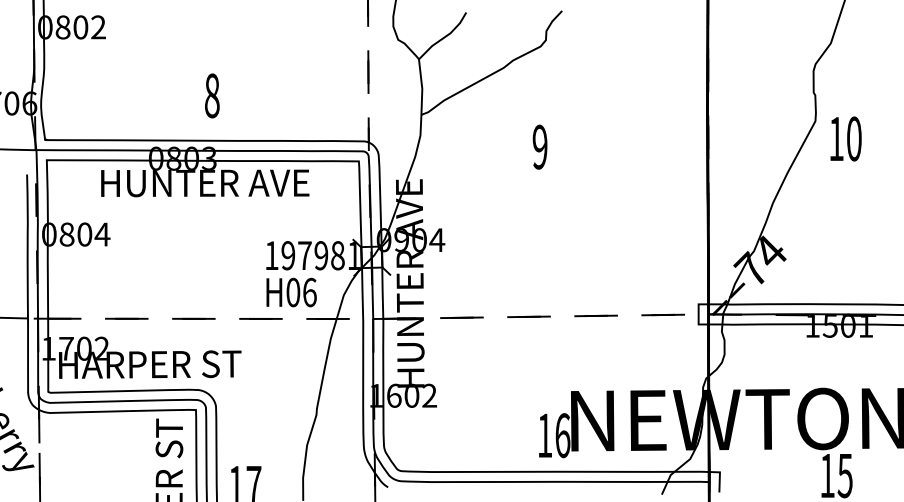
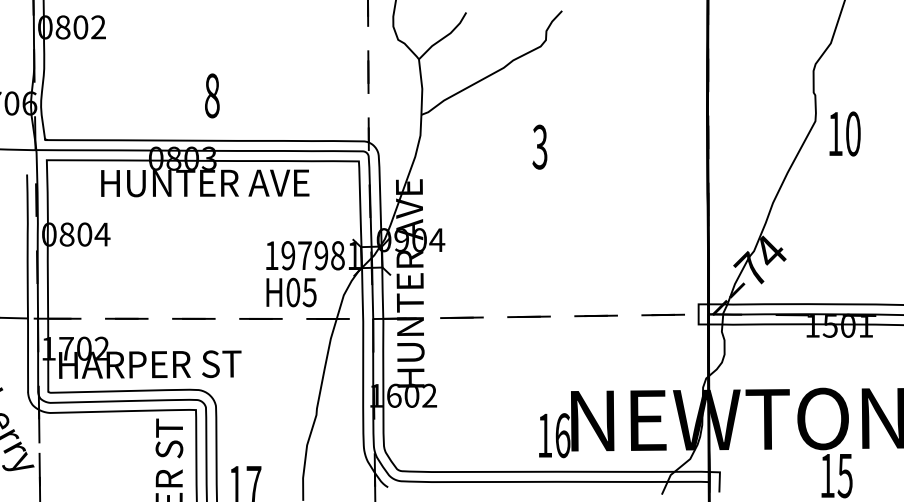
text position: (845, 138) -> (844, 133) (844, 133)
text: 9 -> 3 (539, 147)
text: H06 -> H05 (309, 292)
